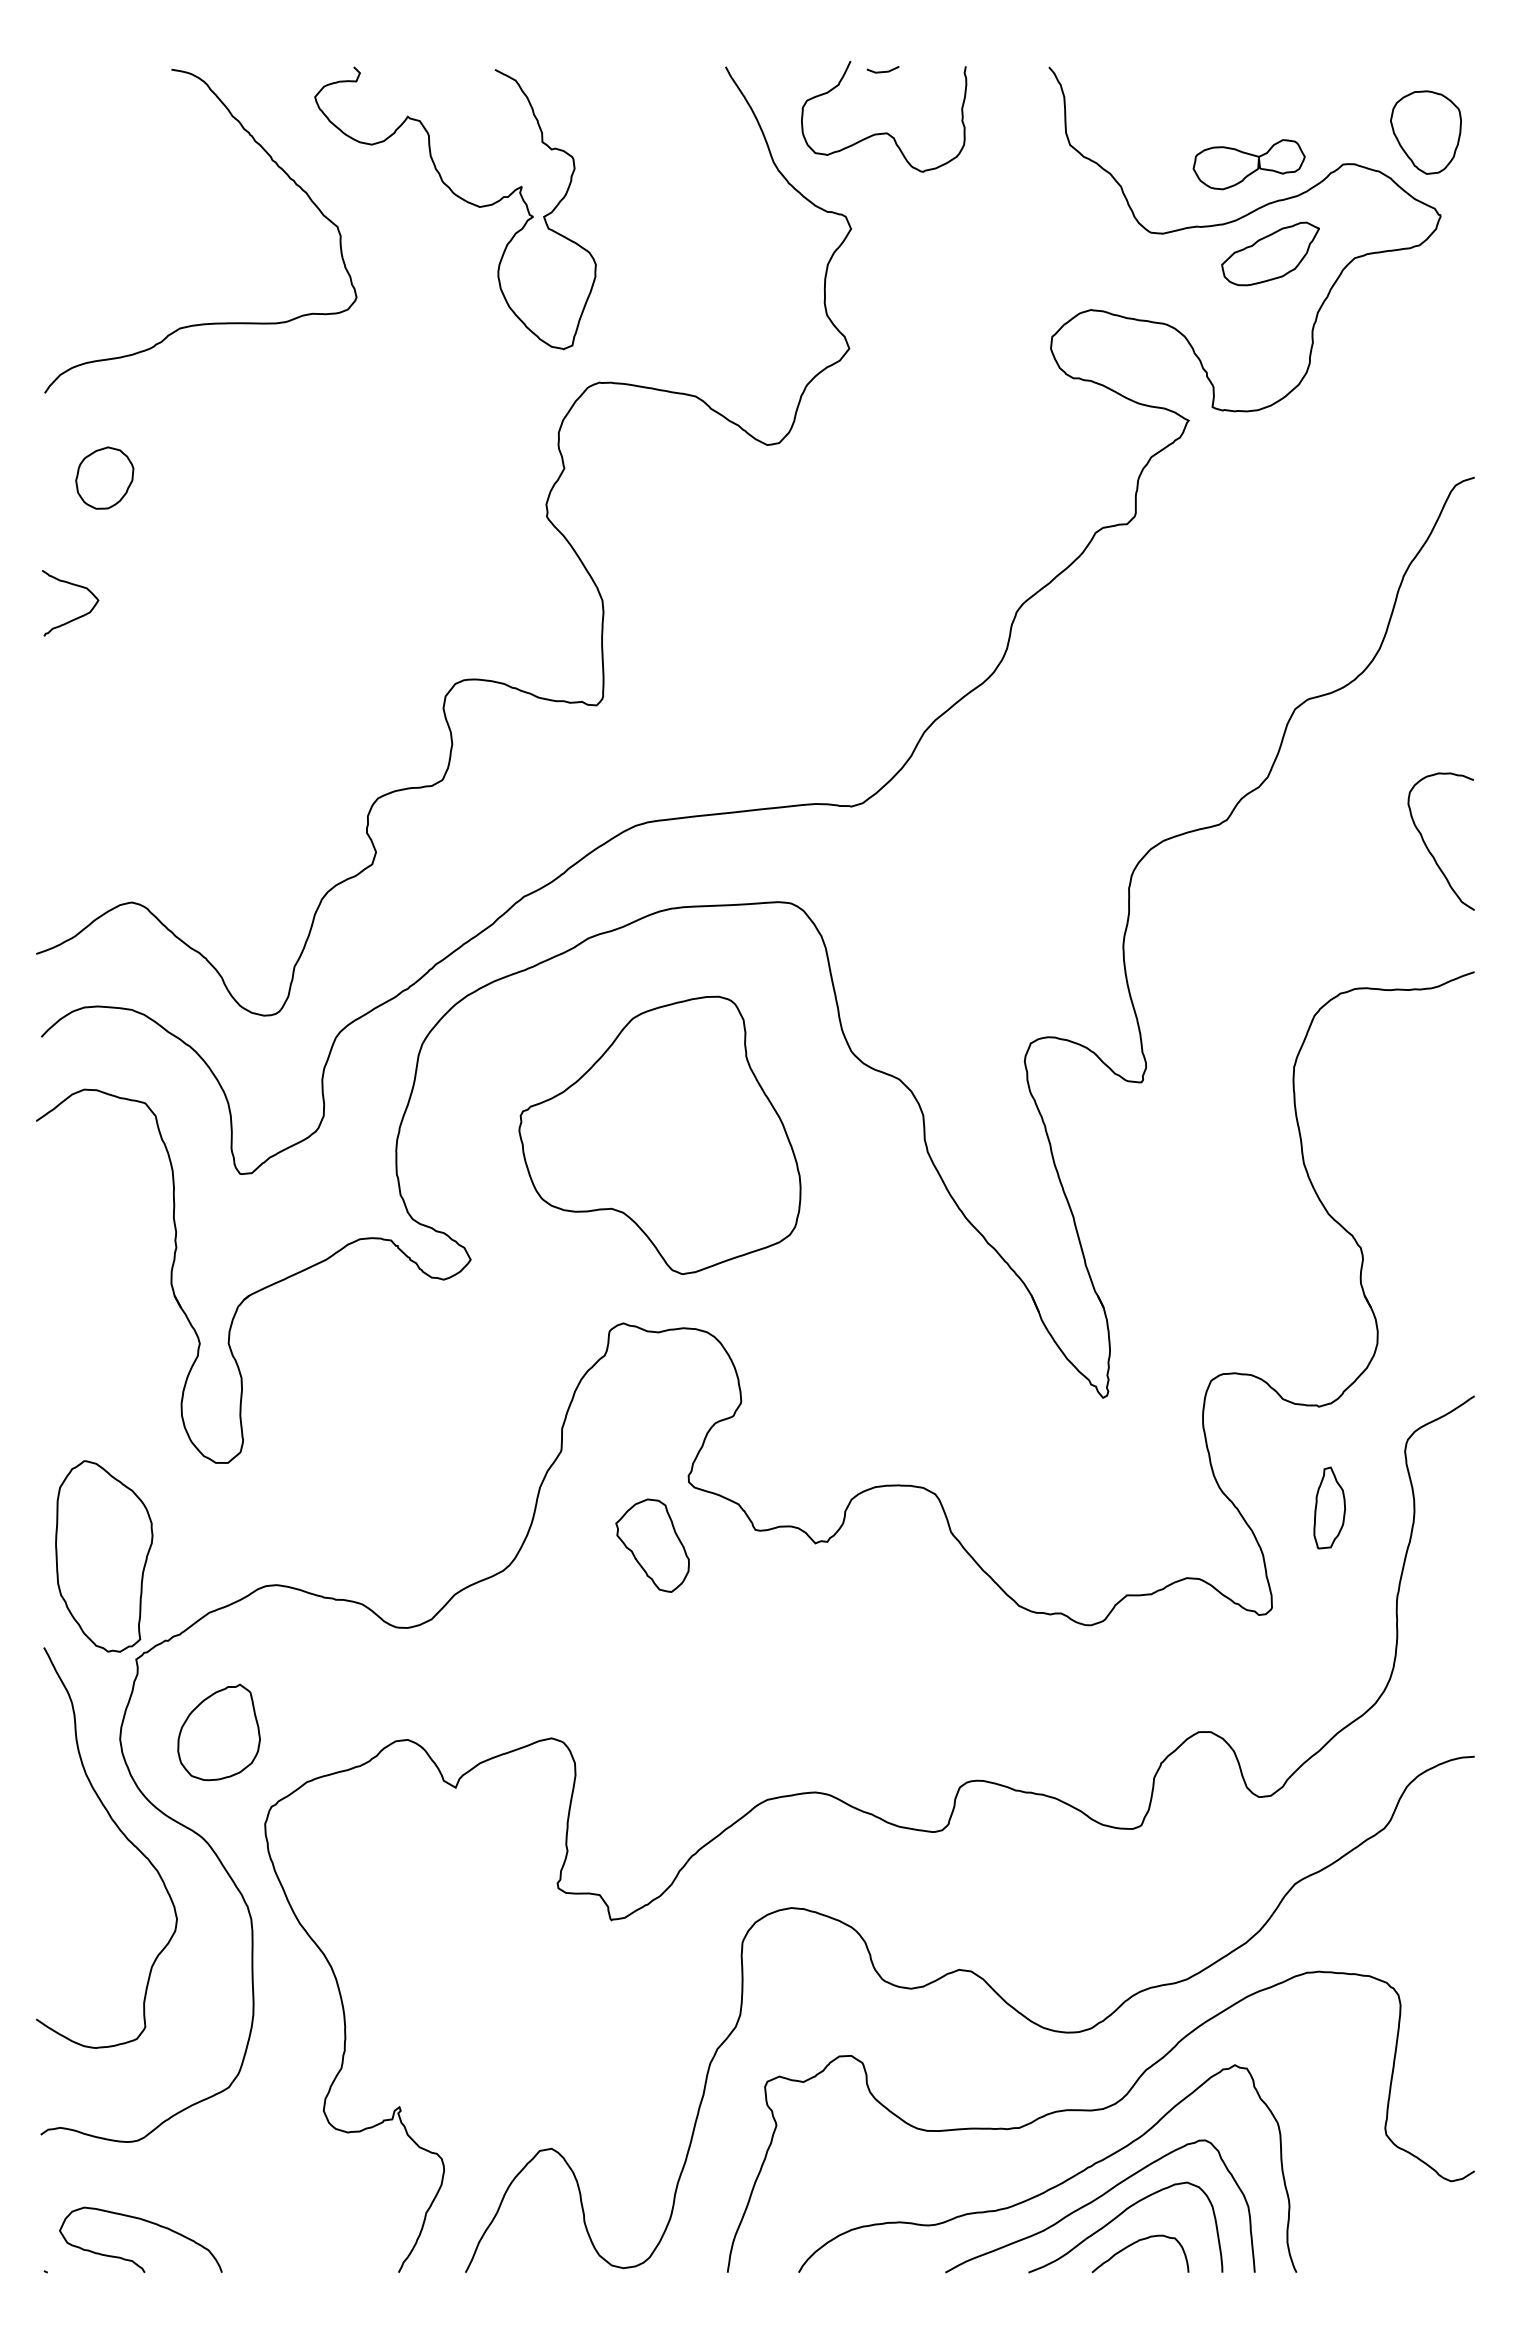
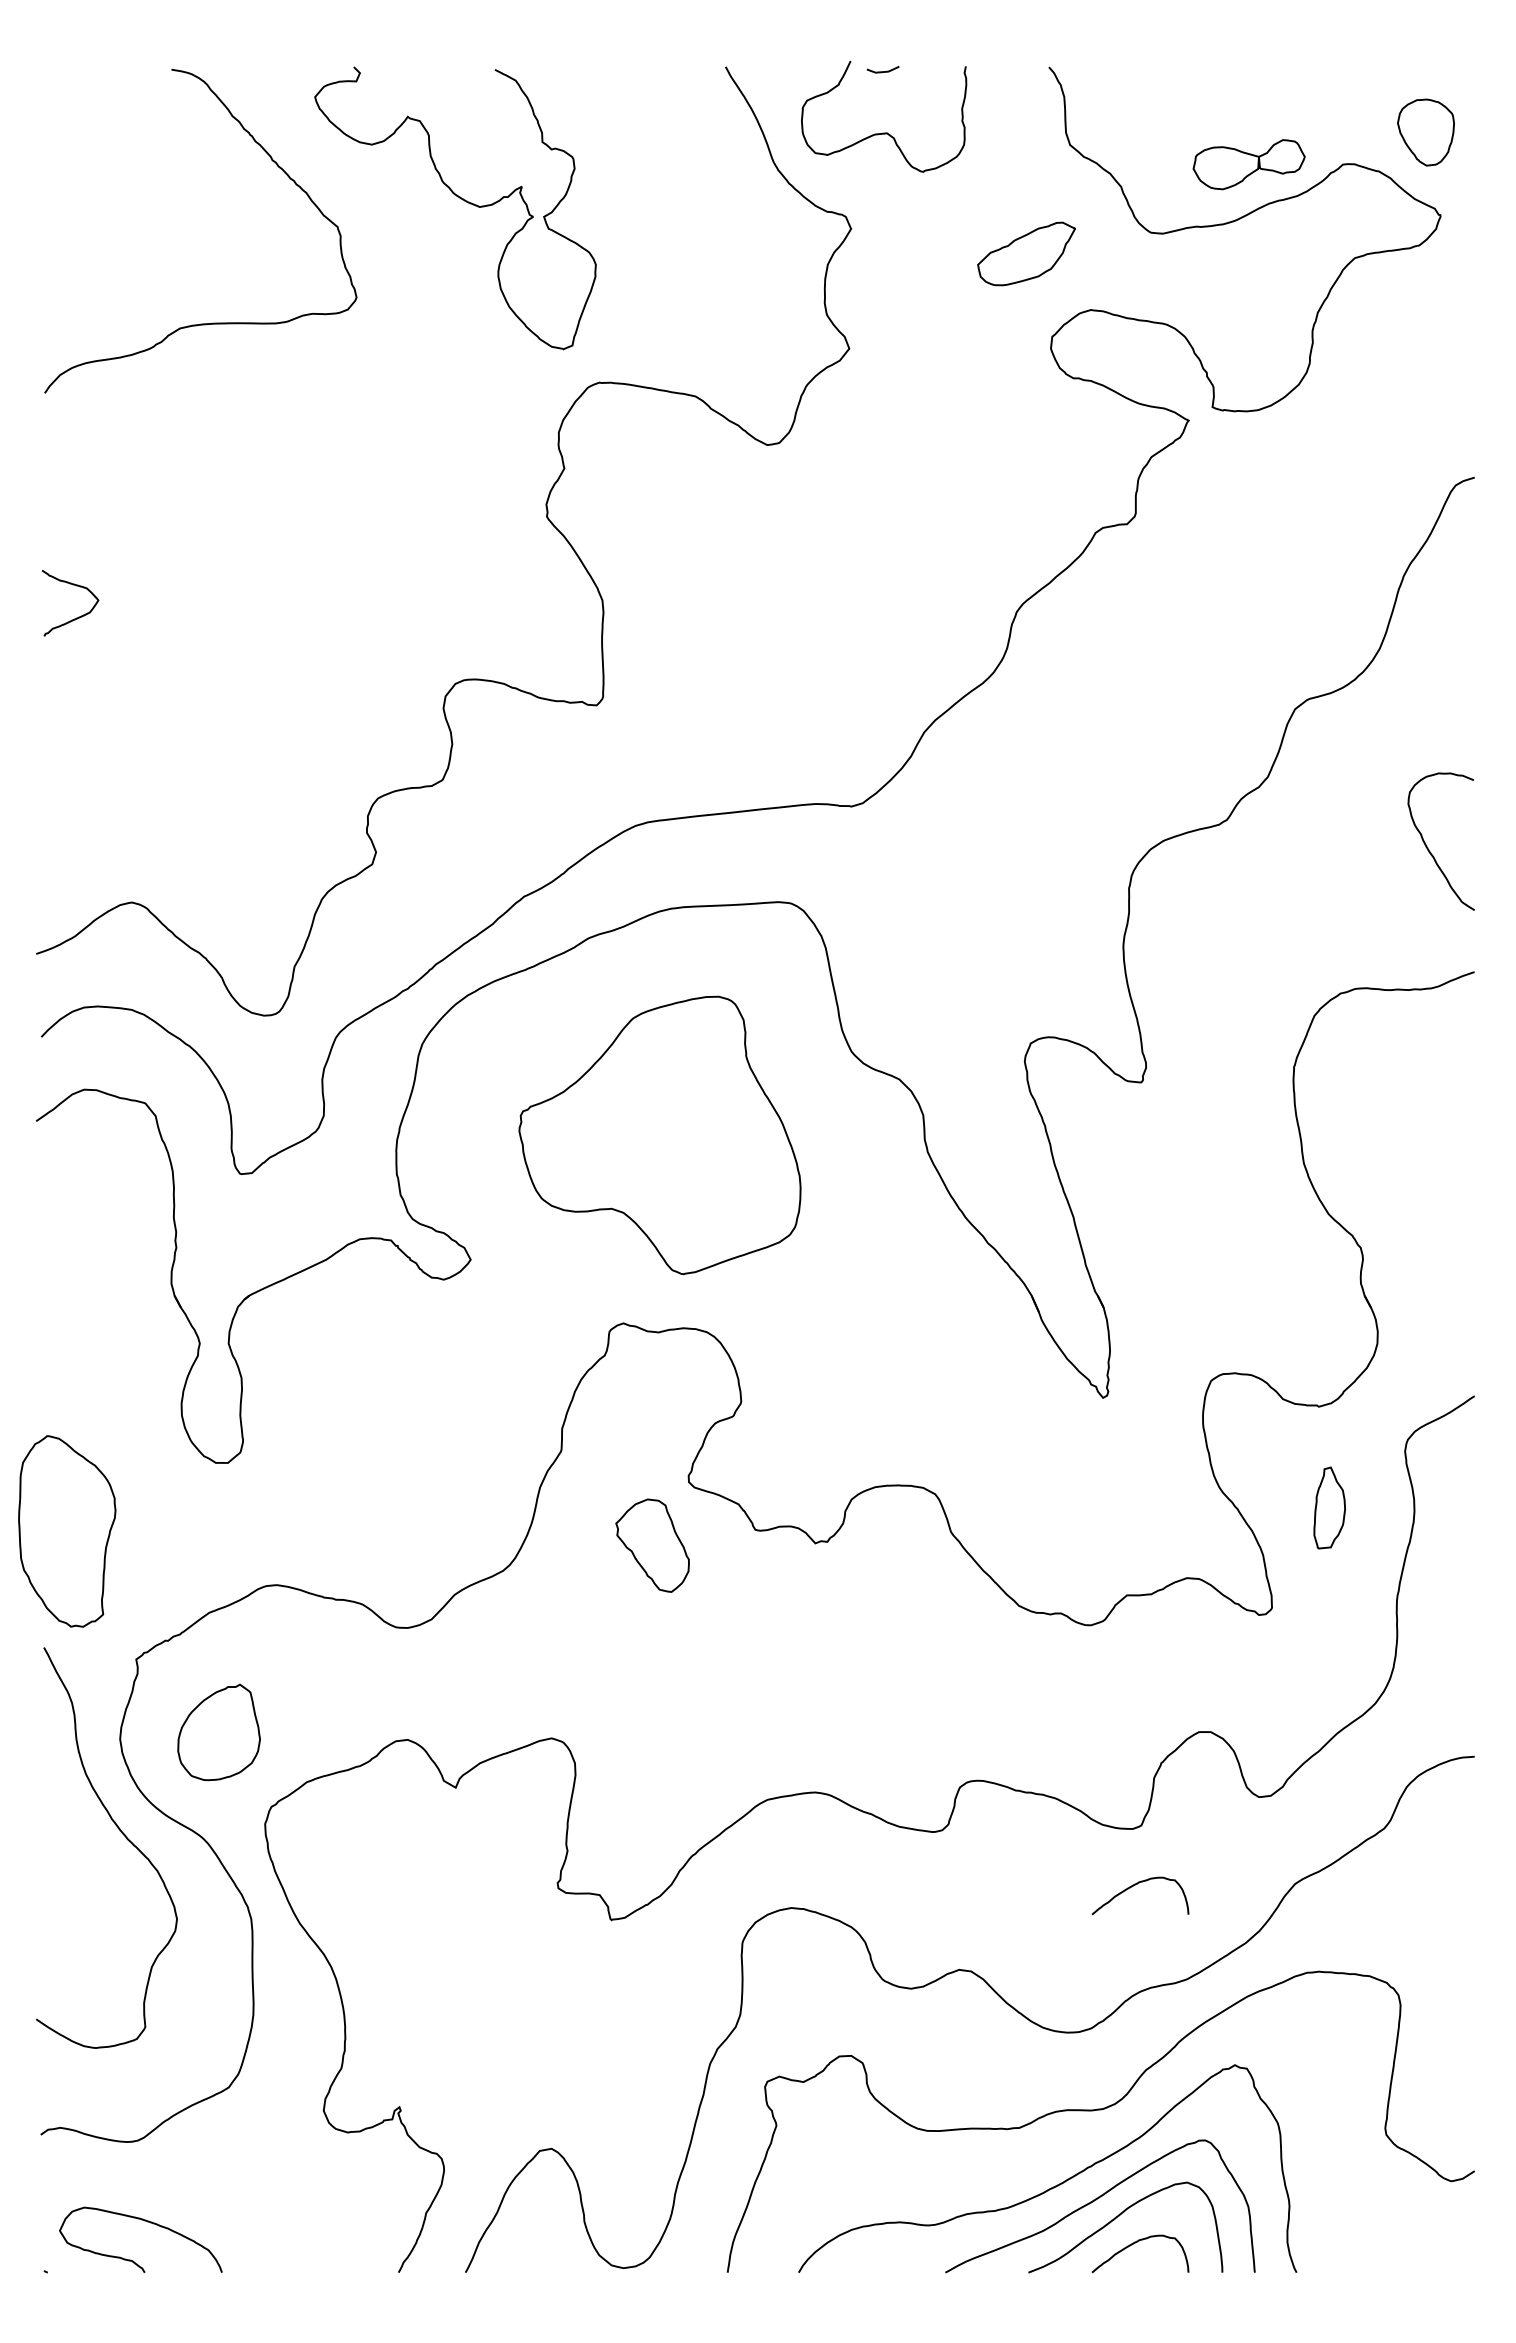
part size: 72x85 px -> 58x69 px (1425, 132)
part position: (1270, 253) -> (1026, 253) (1026, 253)
part: present -> none (104, 477)
part position: (104, 1556) -> (67, 1531) (67, 1531)
curve: none -> present (1135, 1885)
